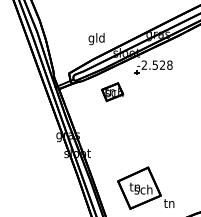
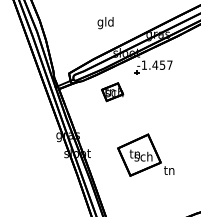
text position: (96, 39) -> (105, 23) (105, 23)
text: -2.528 -> -1.457 (156, 64)
part position: (145, 187) -> (145, 154) (145, 154)
